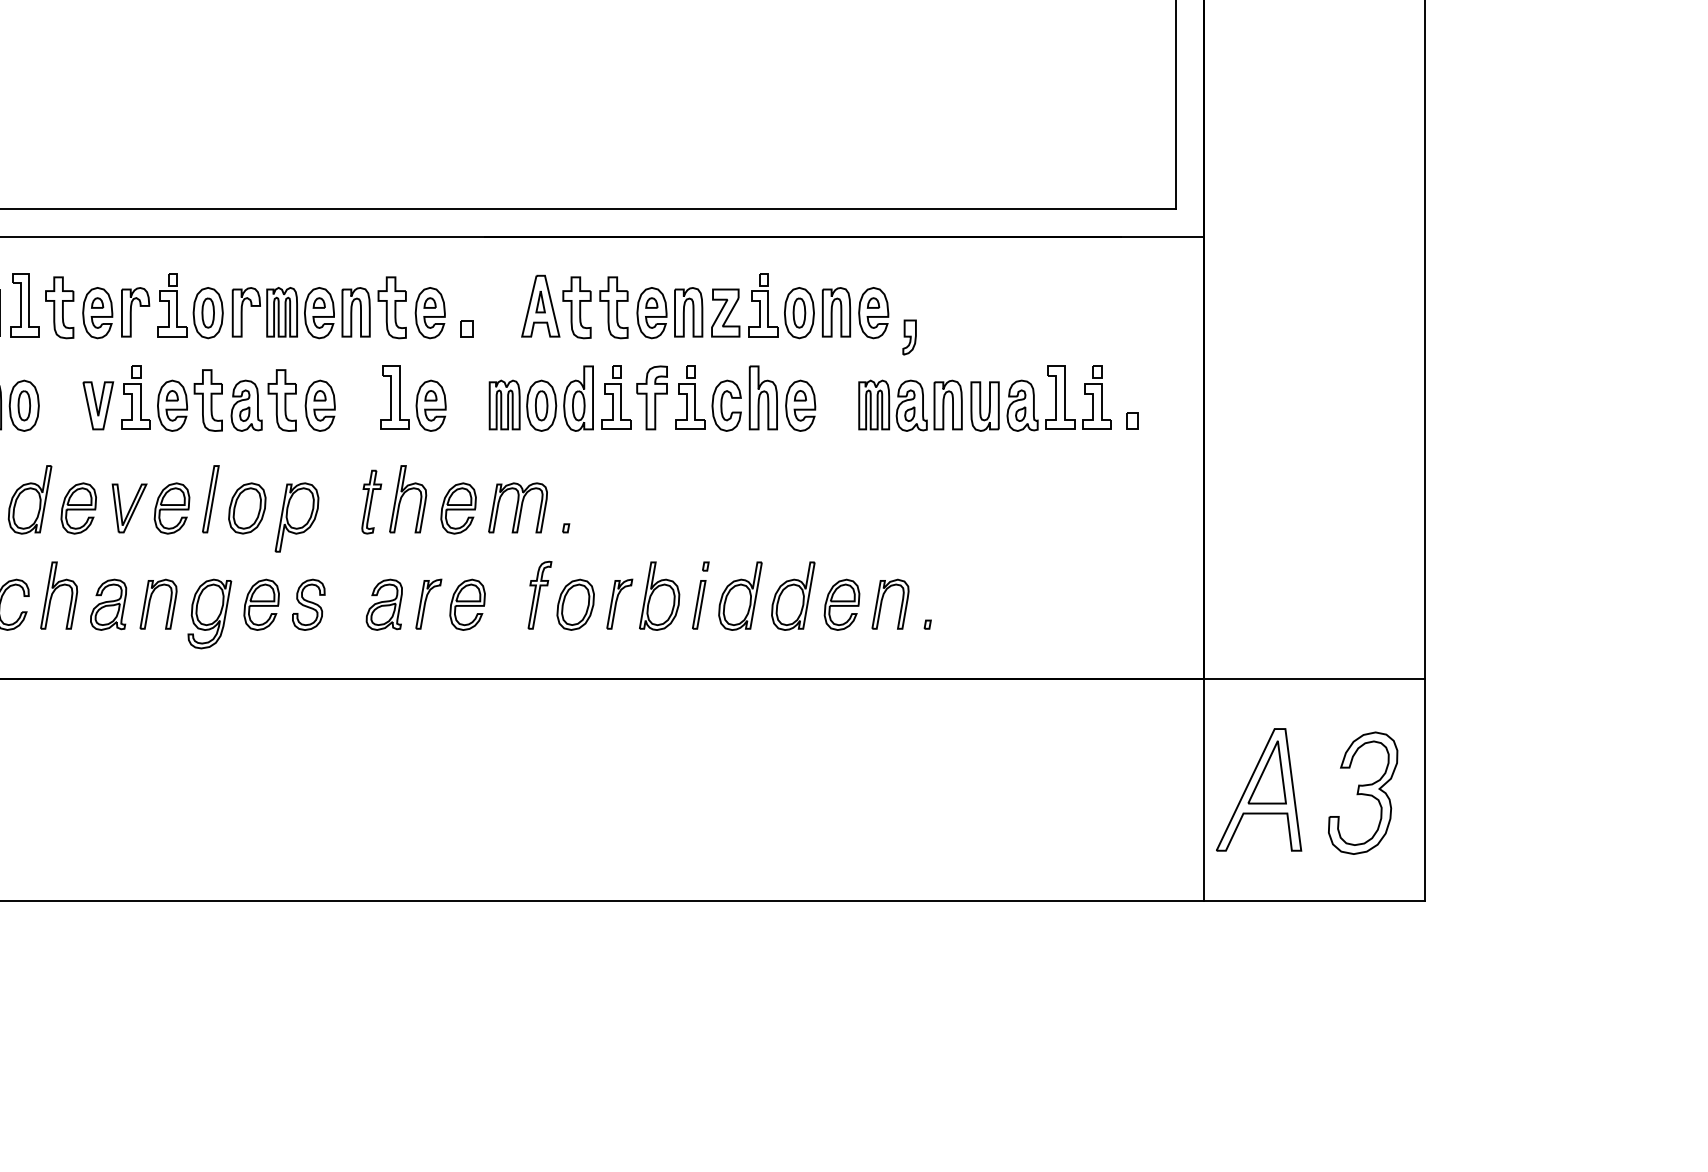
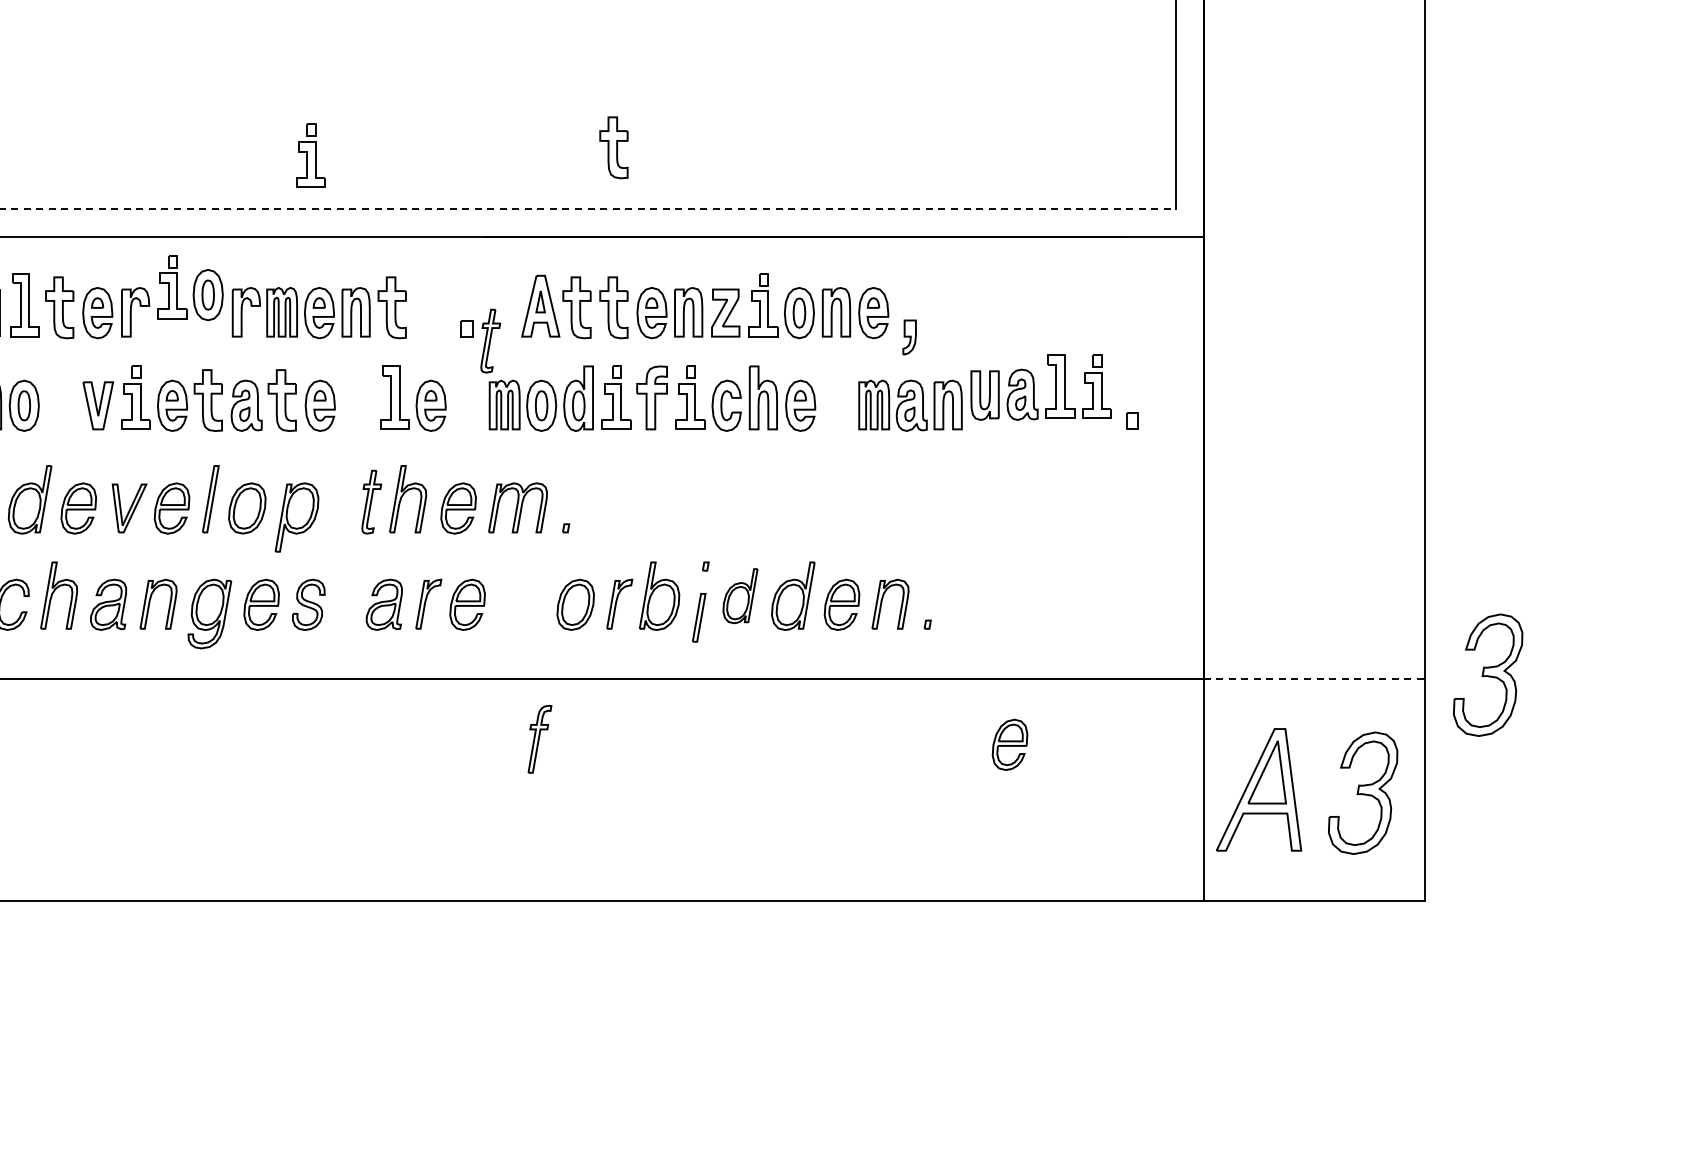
part: none -> present (613, 147)
part: none -> present (310, 155)
line: solid -> dashed (588, 209)
part position: (190, 306) -> (190, 288) (190, 288)
part: present -> none (429, 313)
part: none -> present (490, 340)
part position: (1040, 398) -> (1040, 387) (1040, 387)
part position: (539, 594) -> (539, 738) (539, 738)
part size: 45x70 px -> 37x57 px (740, 596)
part position: (699, 604) -> (699, 617) (699, 617)
part: none -> present (1488, 674)
line: solid -> dashed (1314, 679)
part: none -> present (1009, 744)
